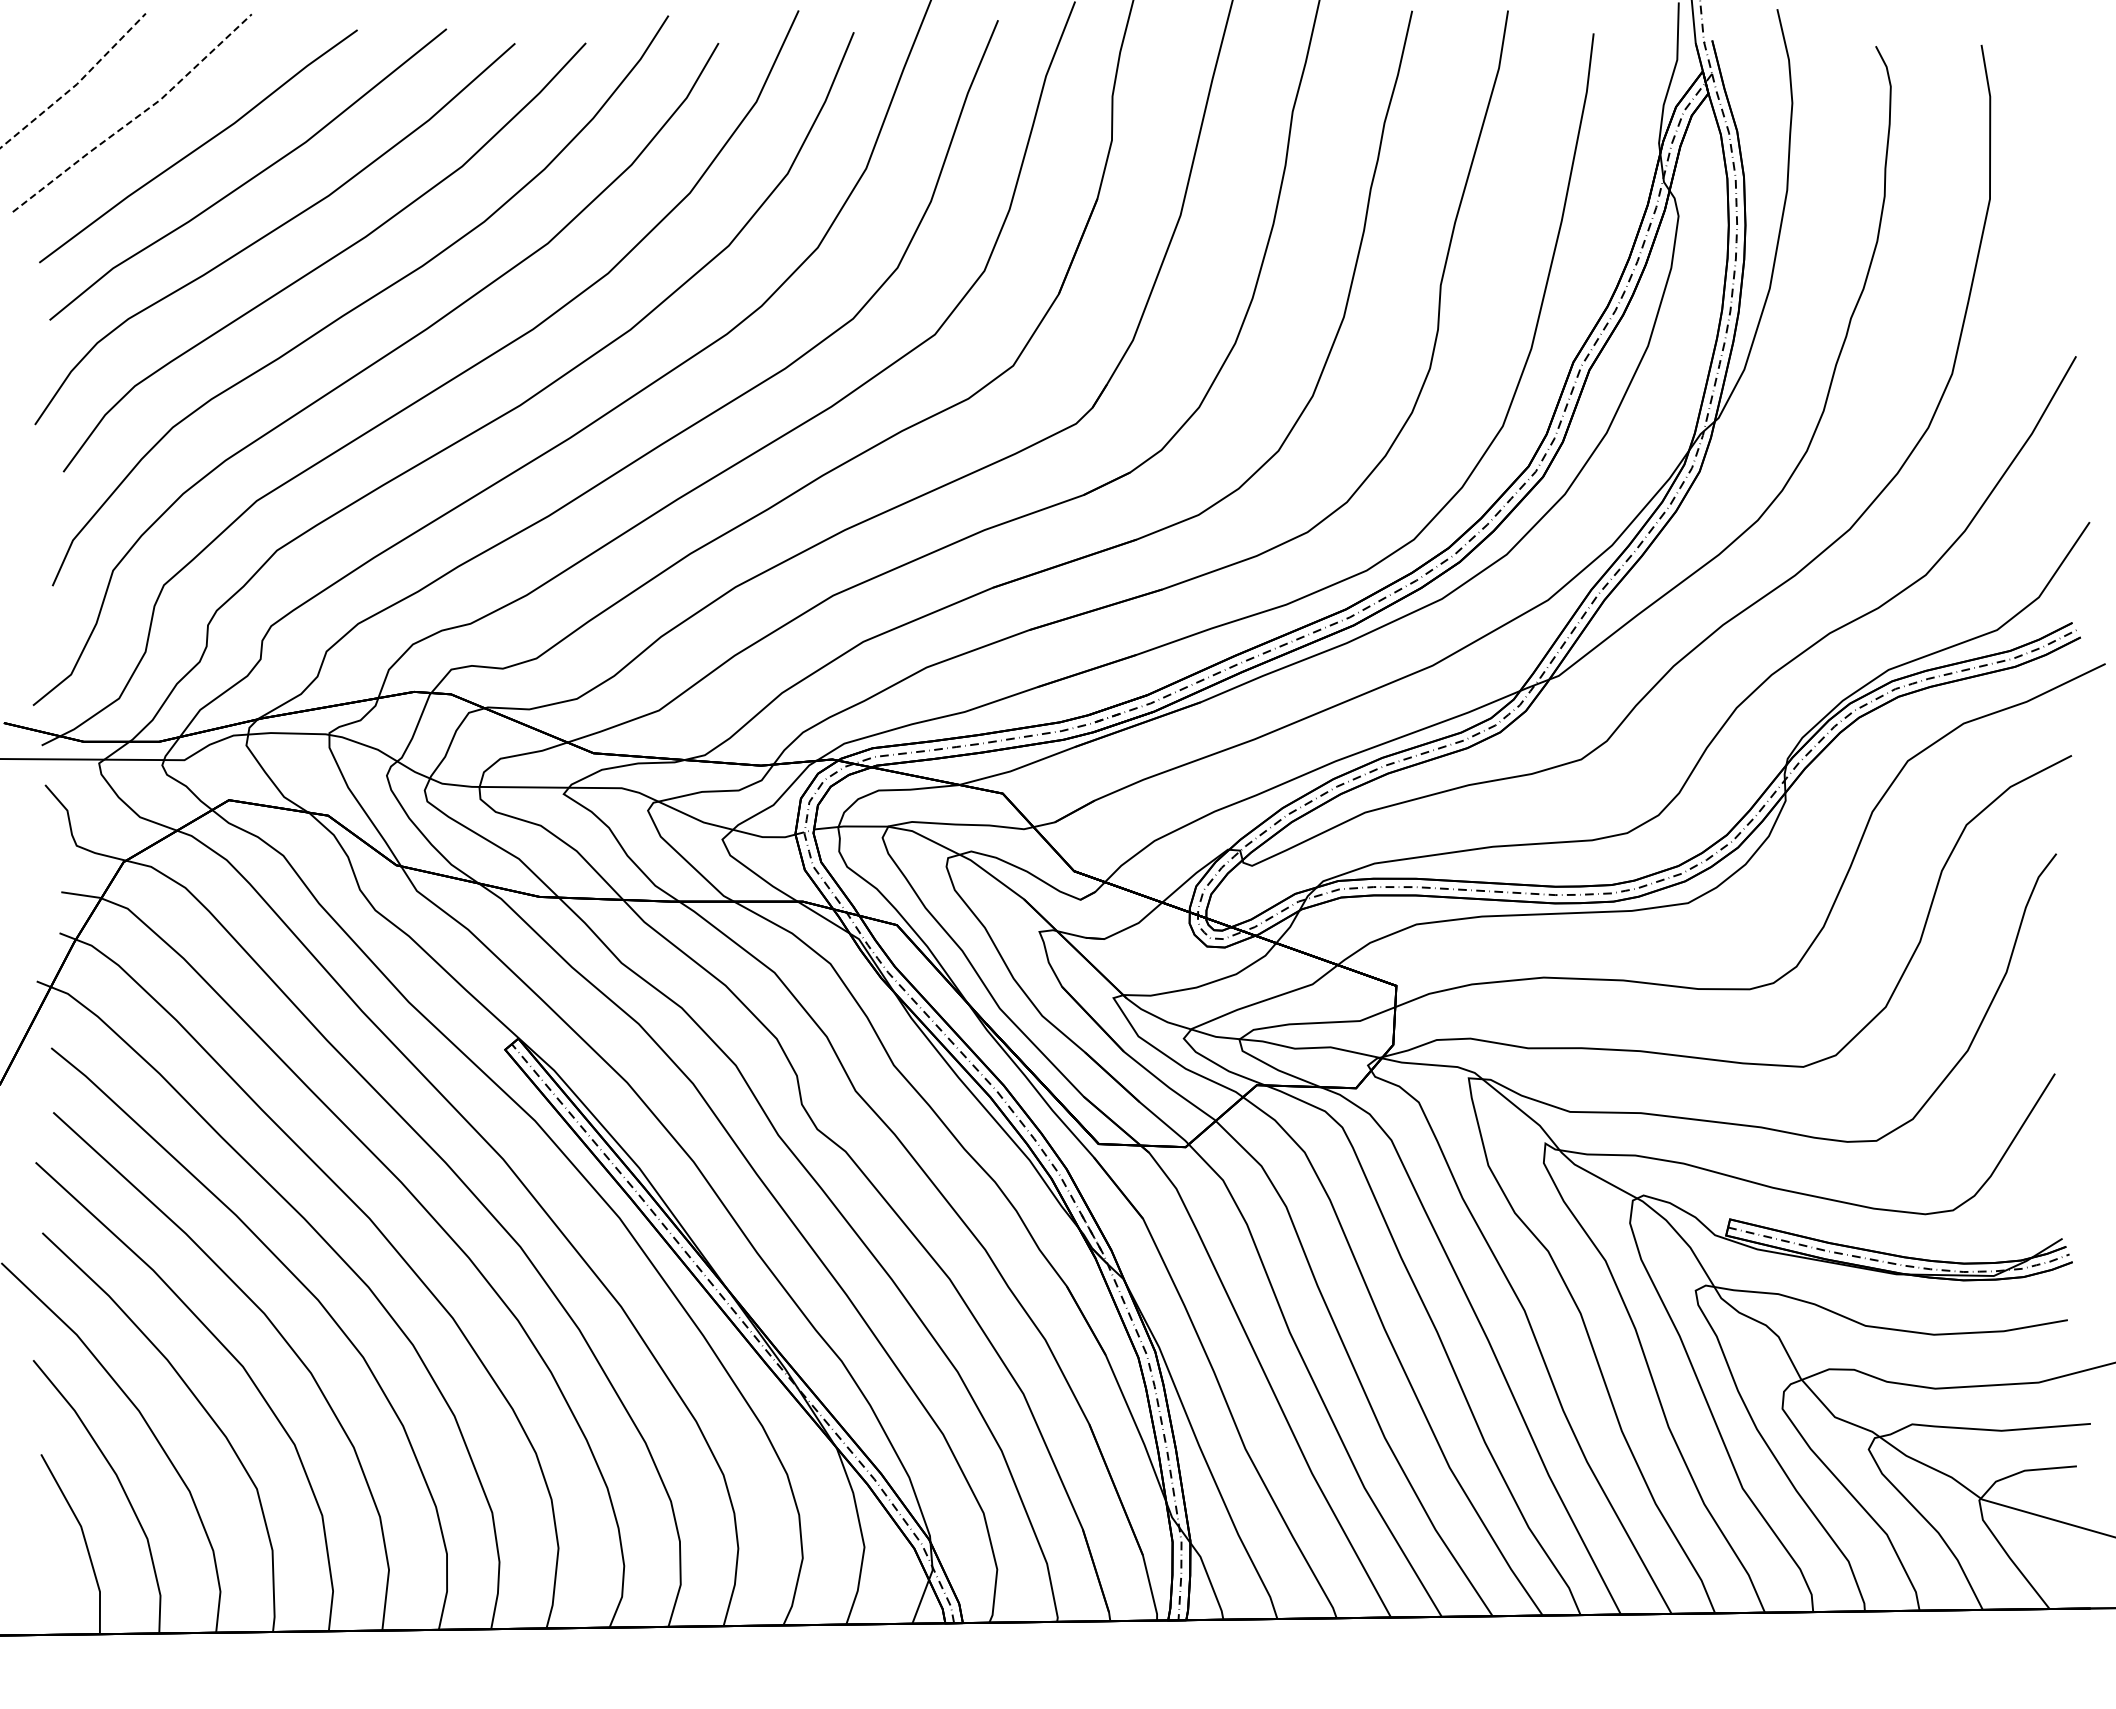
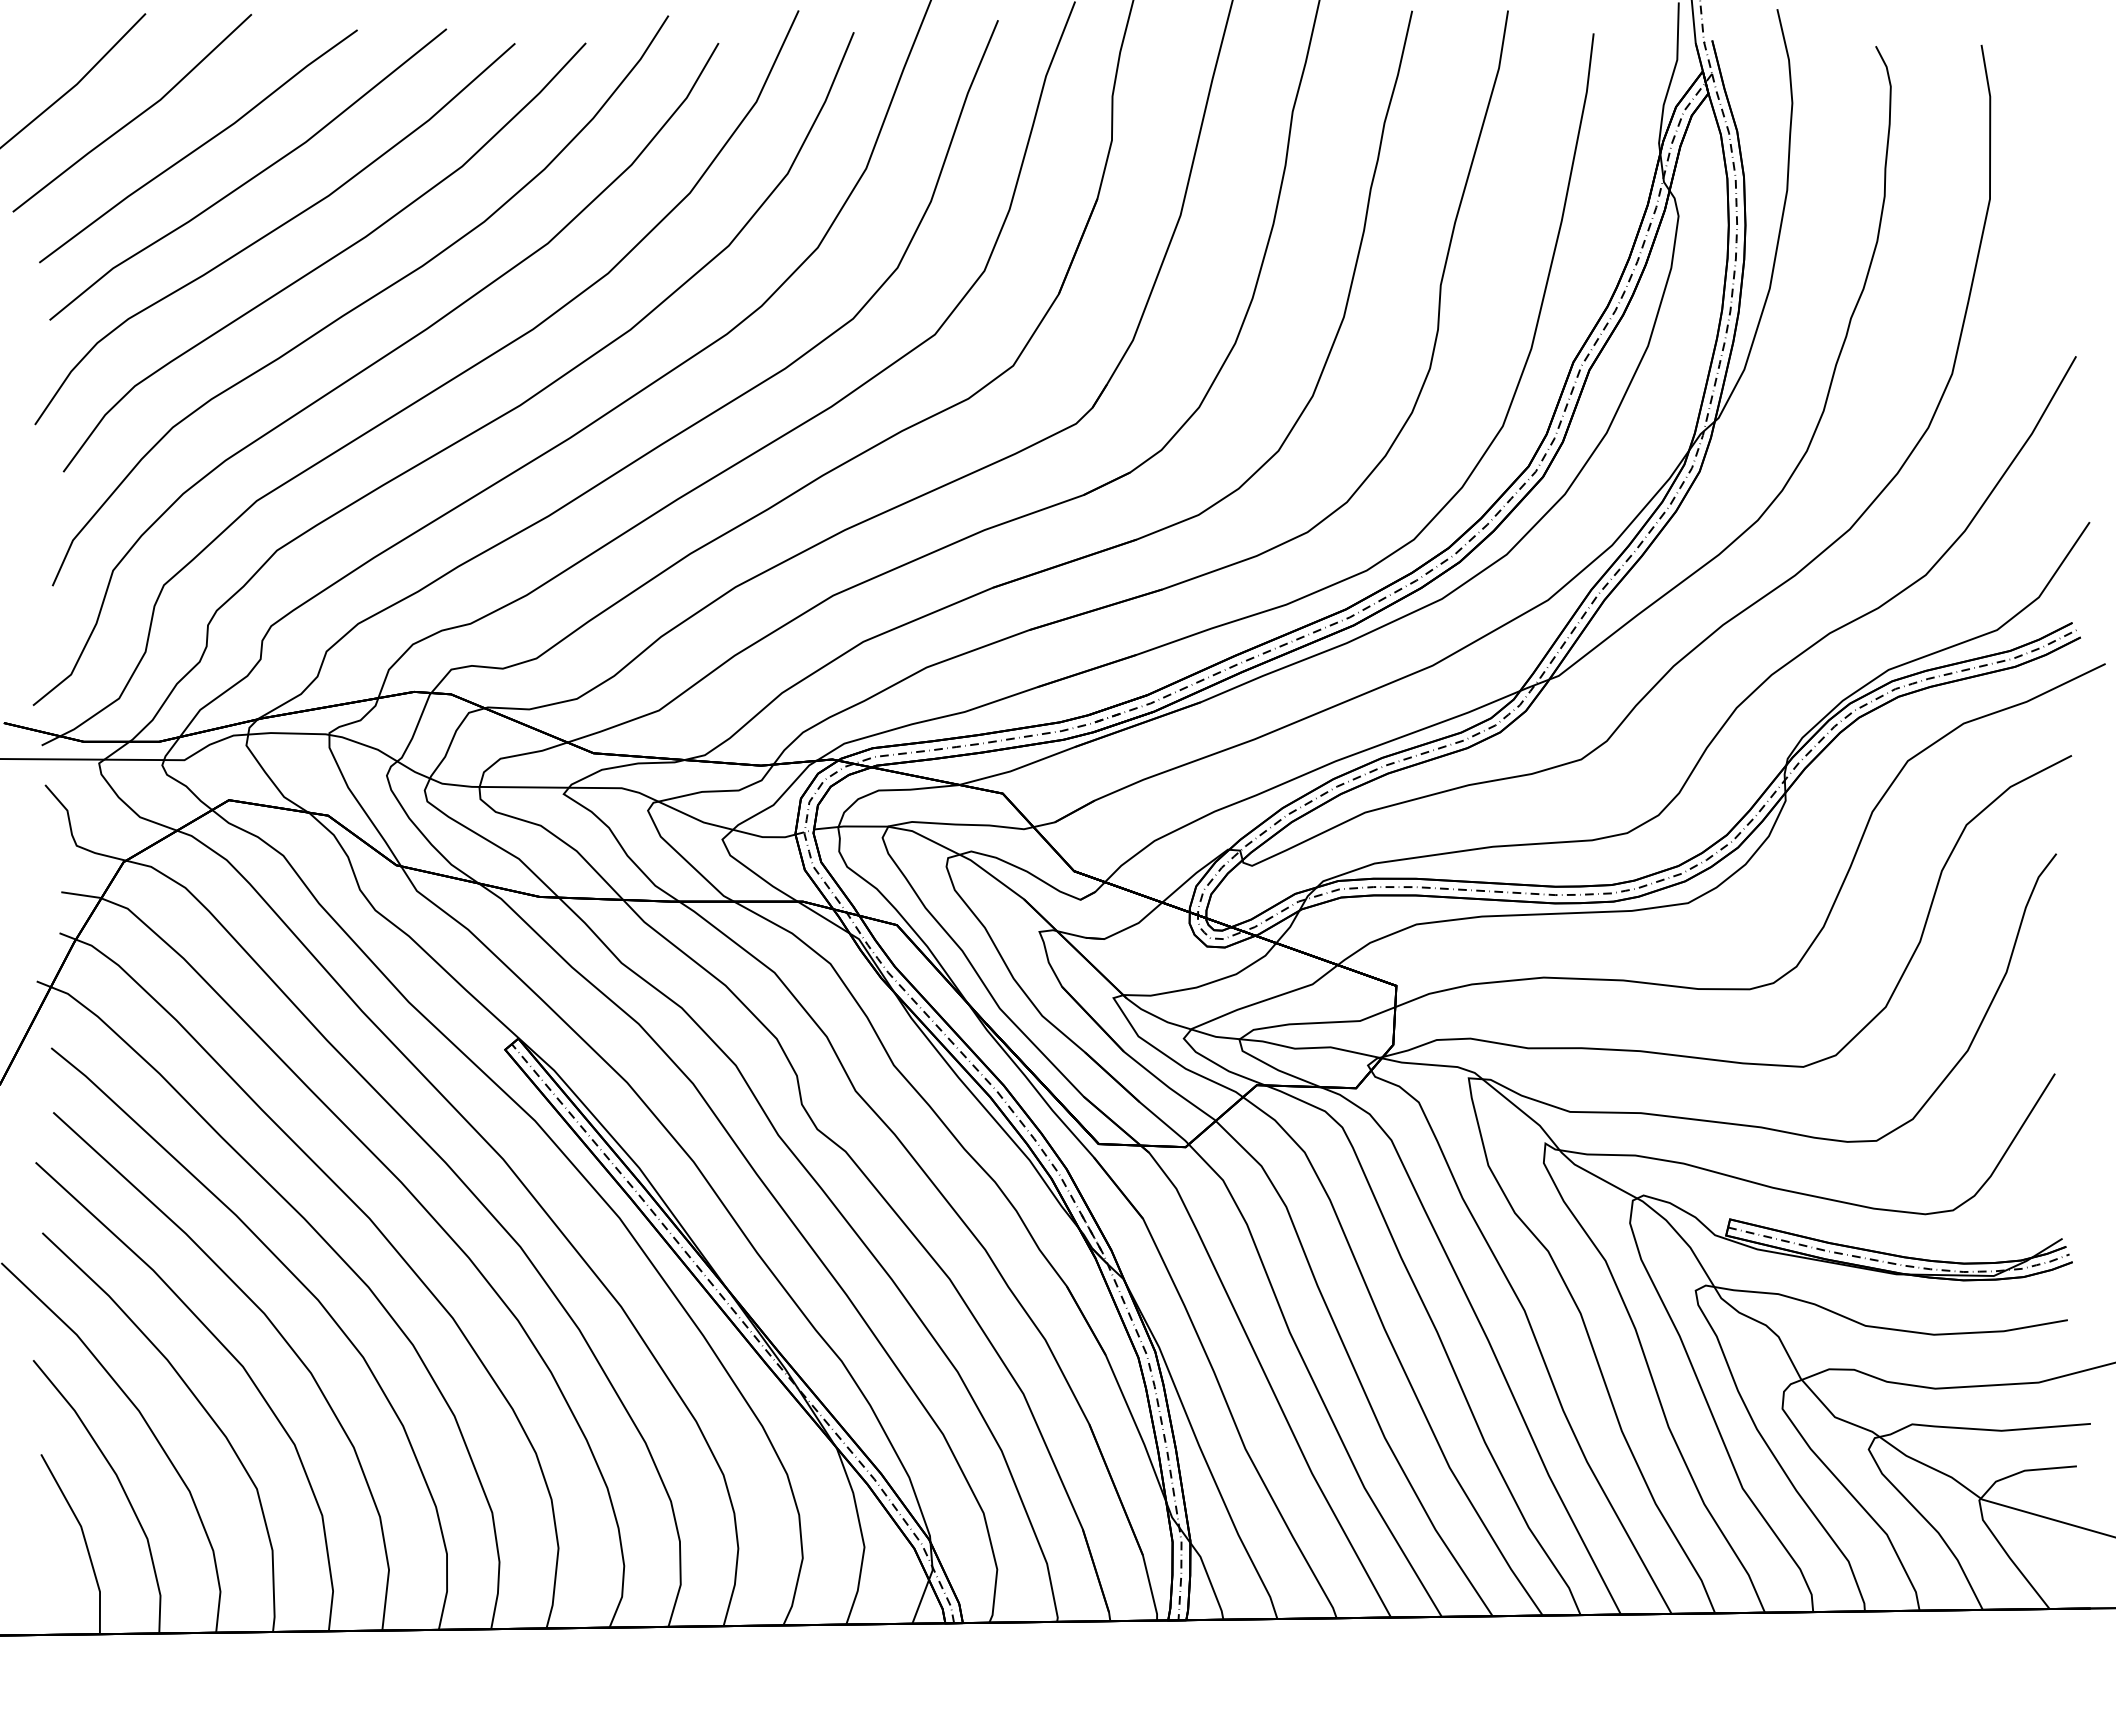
line: dashed -> solid (76, 84)
line: dashed -> solid (136, 117)
